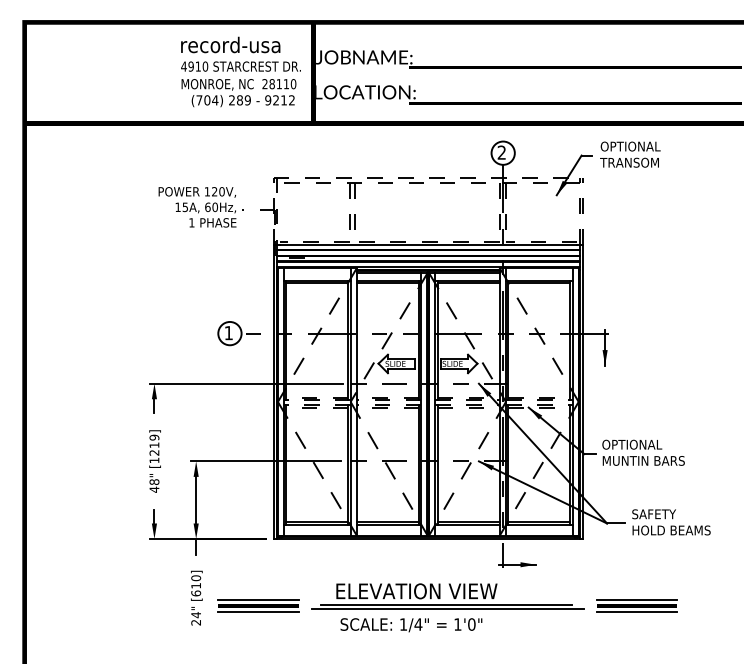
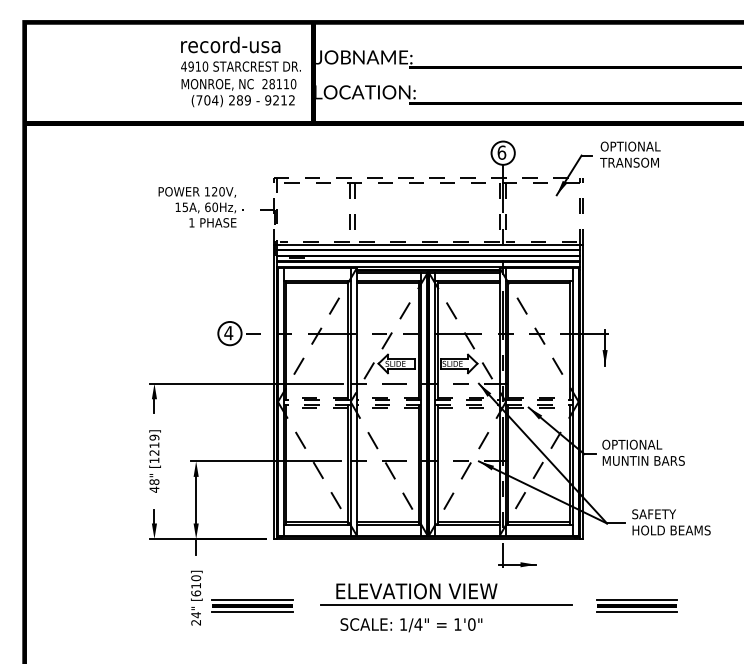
text: 2 -> 6 (501, 152)
text: 1 -> 4 (228, 333)
part position: (258, 605) -> (252, 605) (252, 605)
line: present -> none (447, 609)
